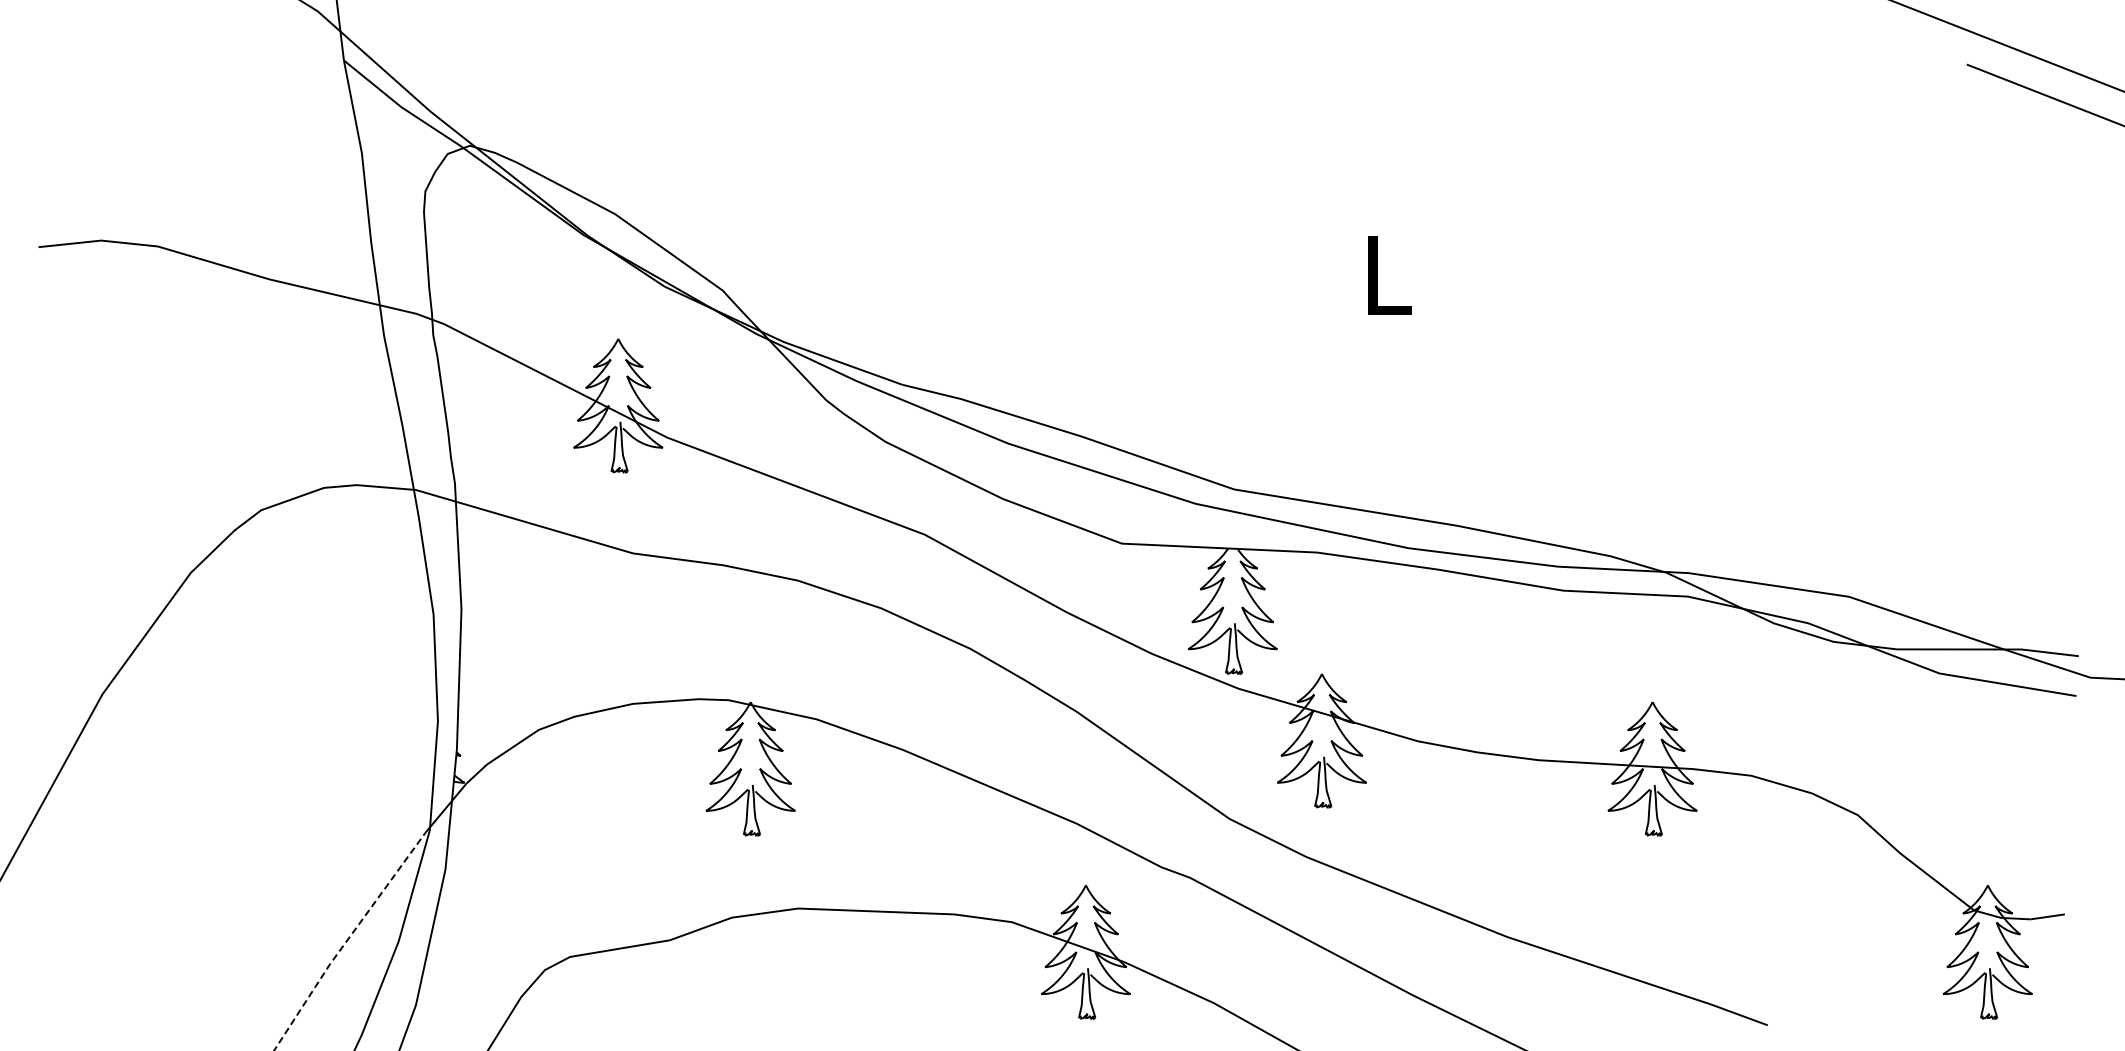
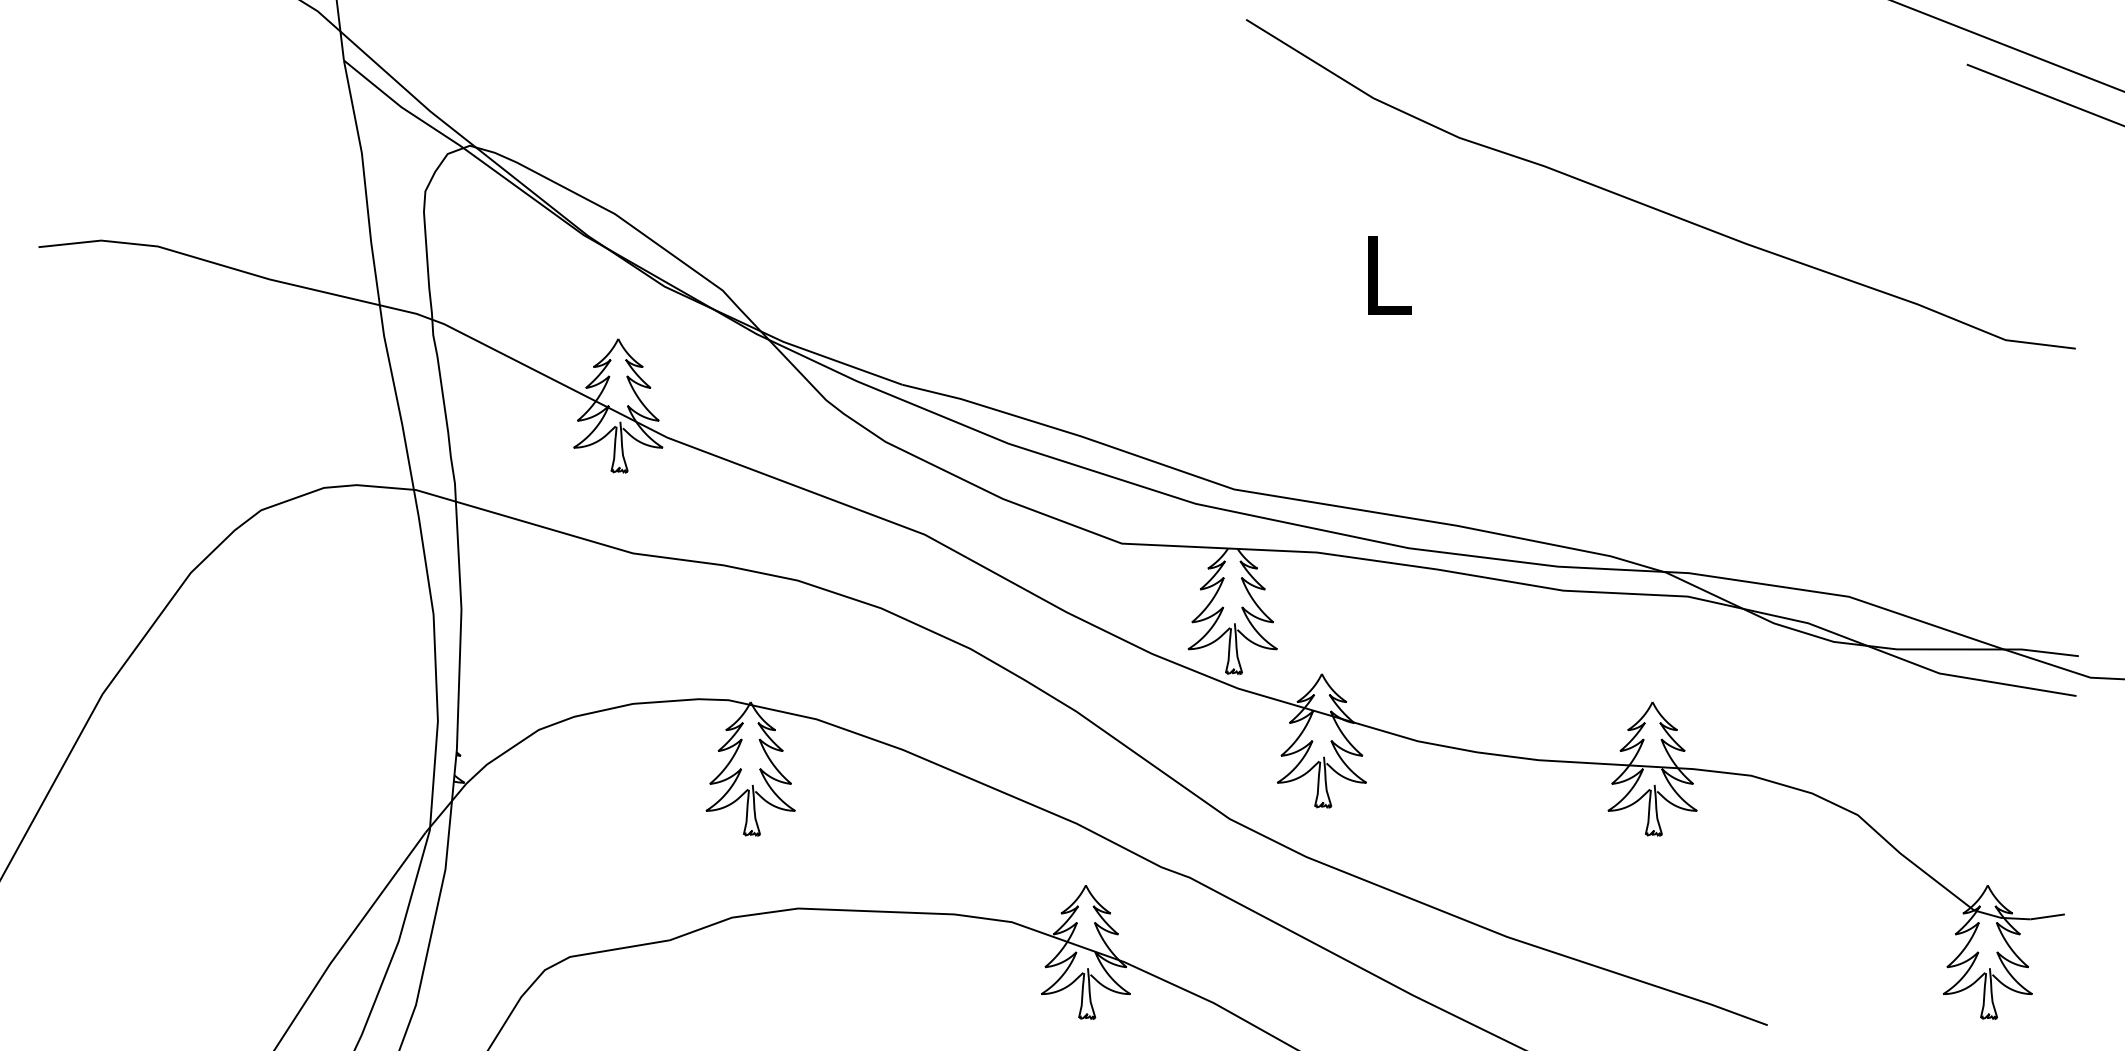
curve: none -> present (1652, 206)
line: dashed -> solid (347, 940)
